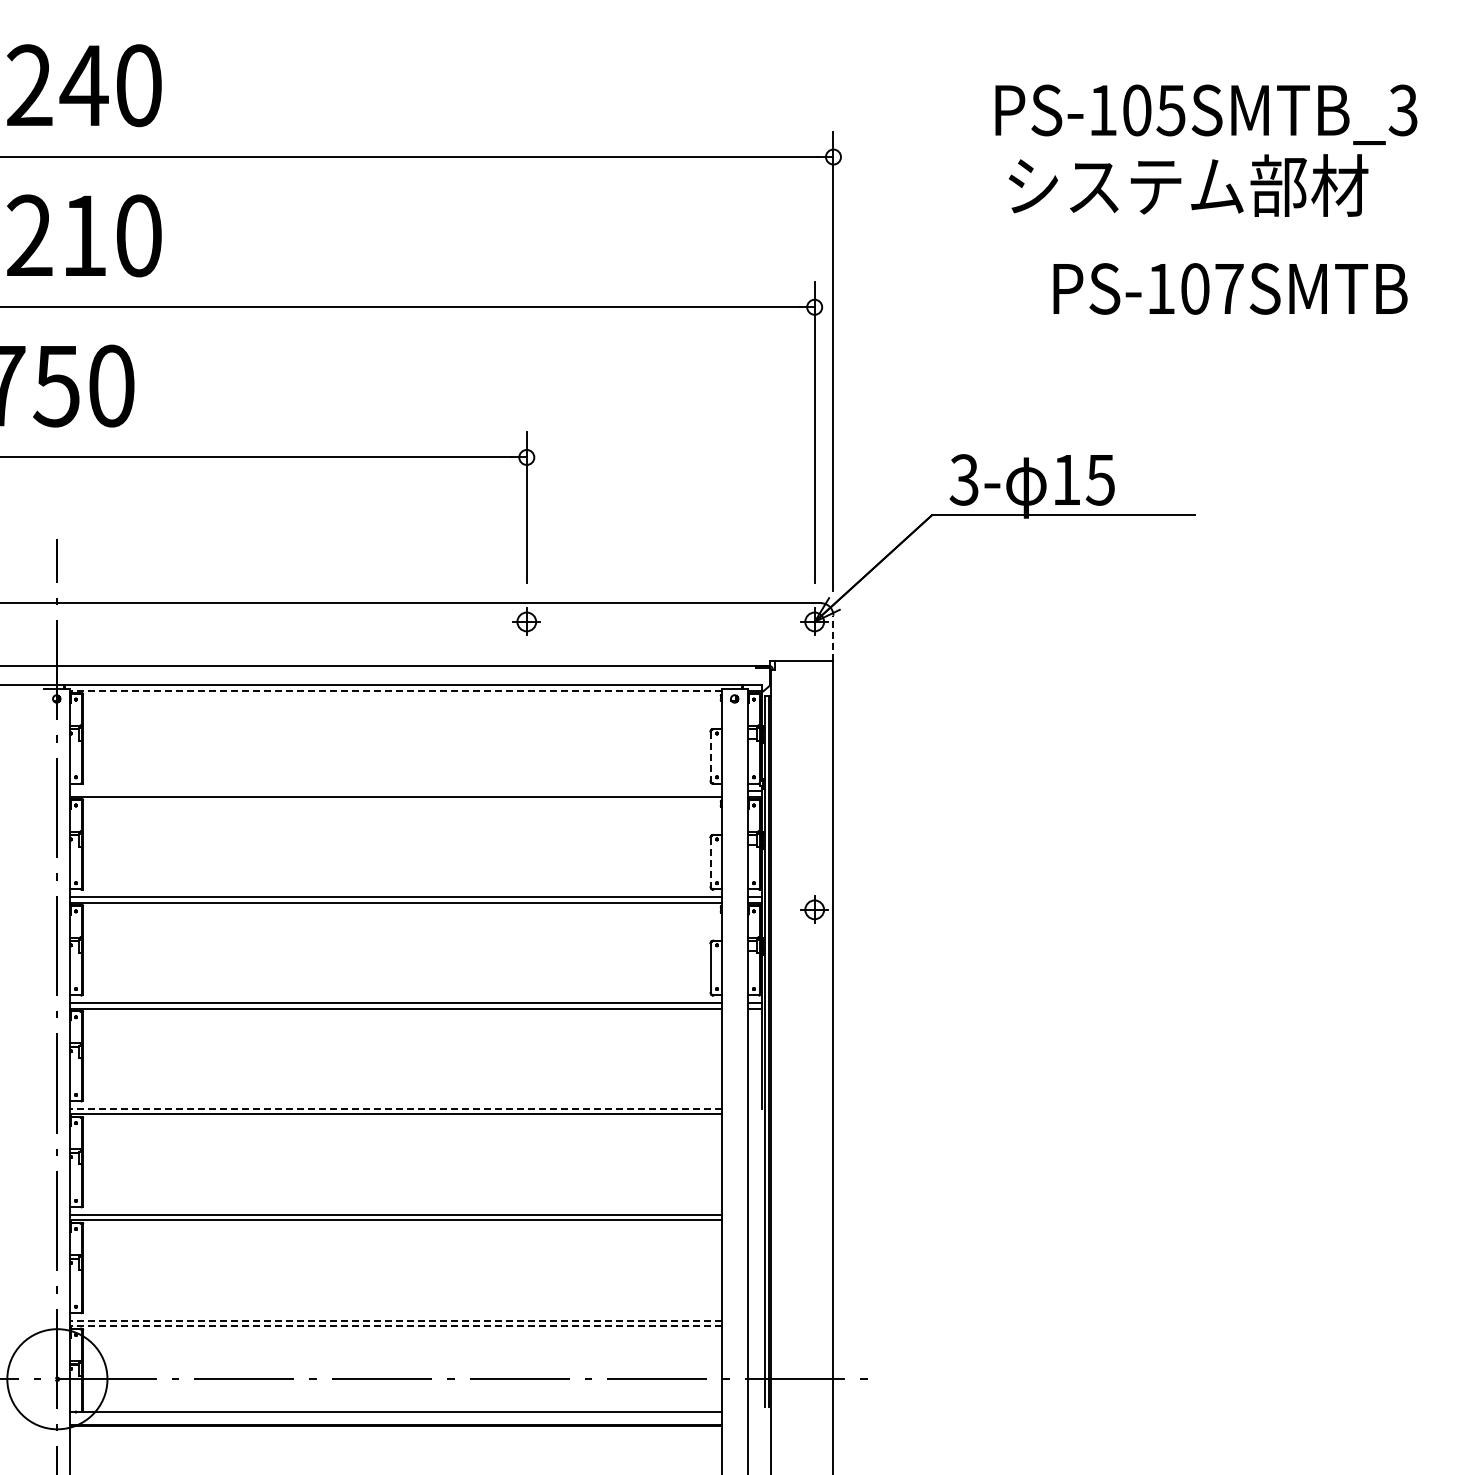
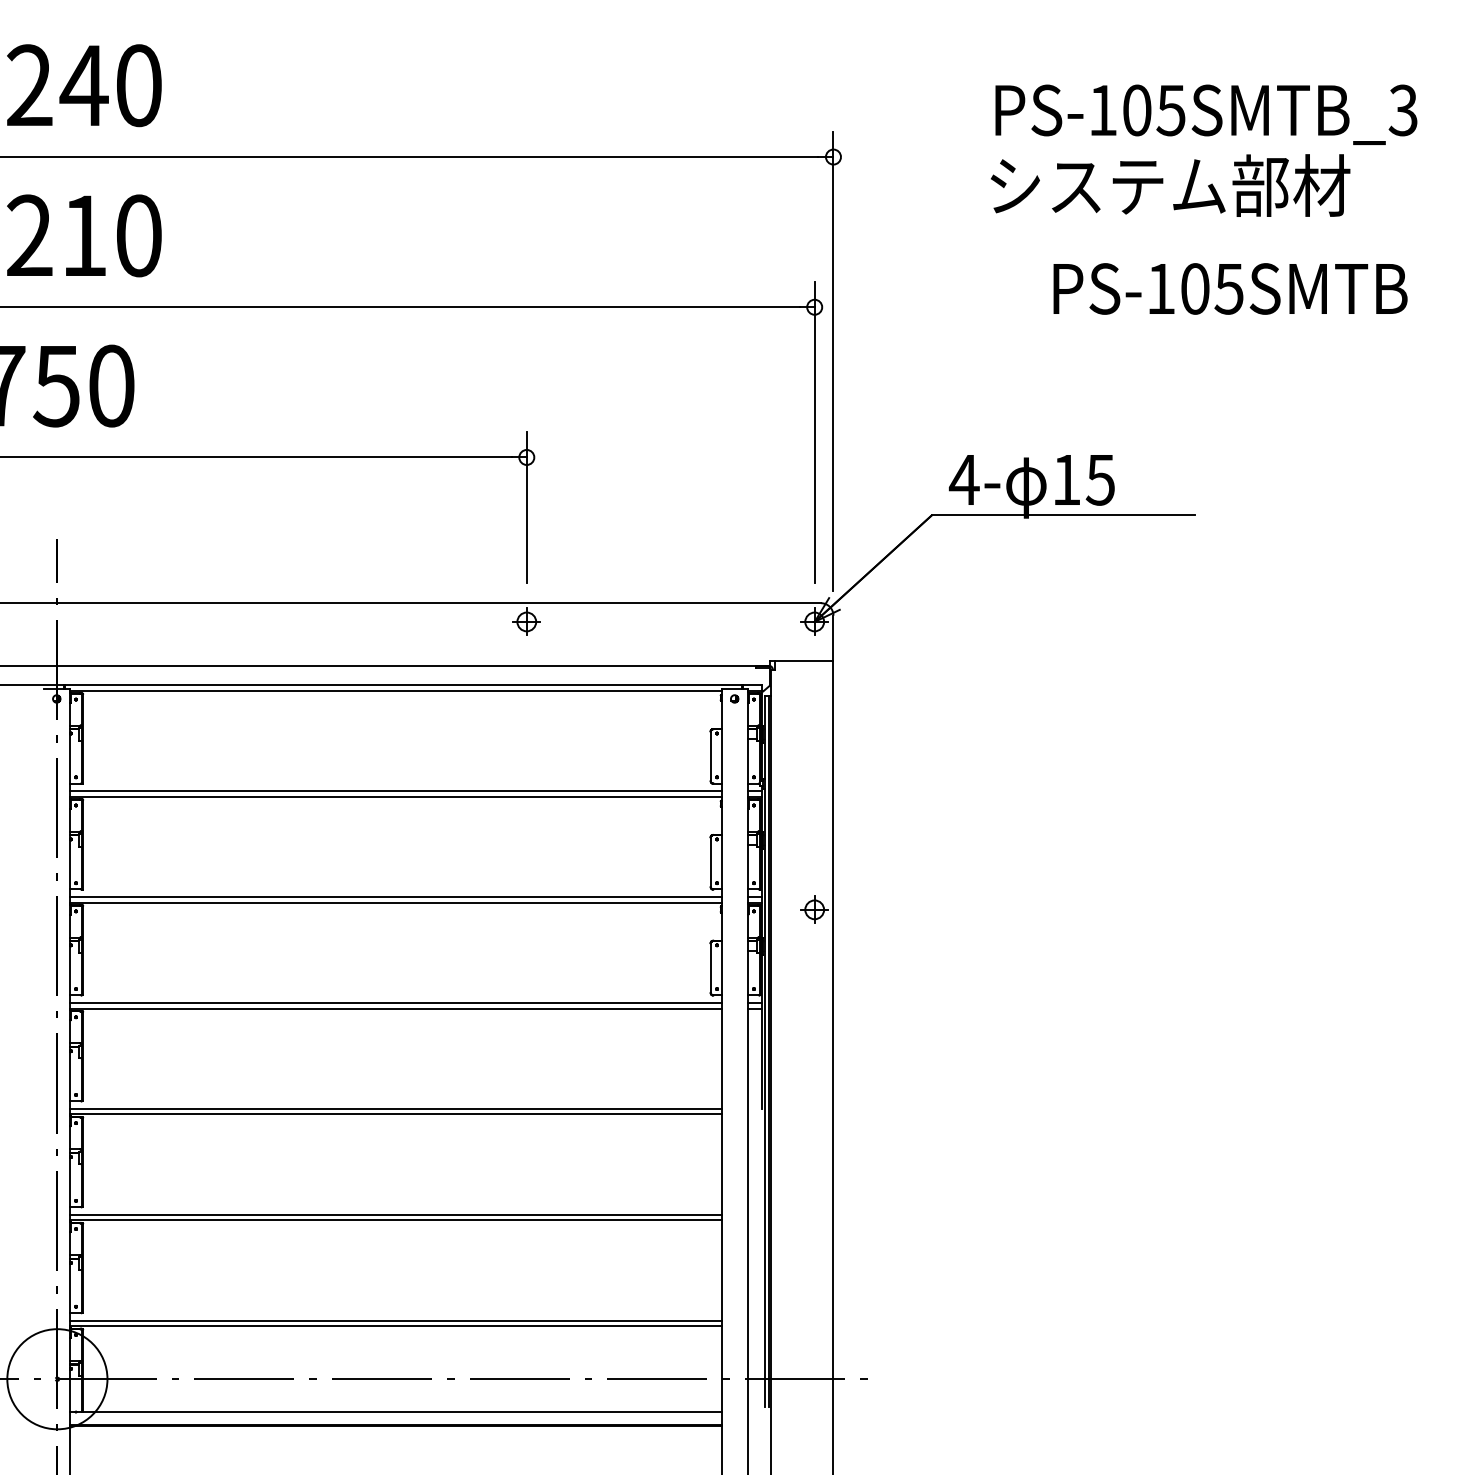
text position: (1188, 185) -> (1170, 185) (1170, 185)
text: PS-107SMTB -> PS-105SMTB (1228, 289)
text: 3- -> 4- (963, 479)
line: dashed -> solid (833, 638)
line: dashed -> solid (395, 690)
line: dashed -> solid (710, 756)
line: none -> present (395, 791)
line: dashed -> solid (710, 862)
line: dashed -> solid (395, 1108)
line: dashed -> solid (395, 1320)
line: dashed -> solid (395, 1326)
